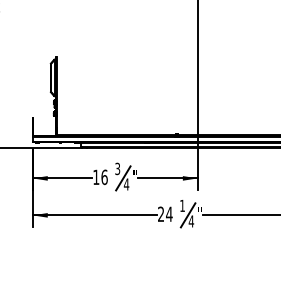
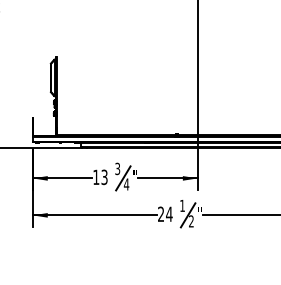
text: 16 -> 13 (104, 177)
text: 4 -> 2 (191, 221)
